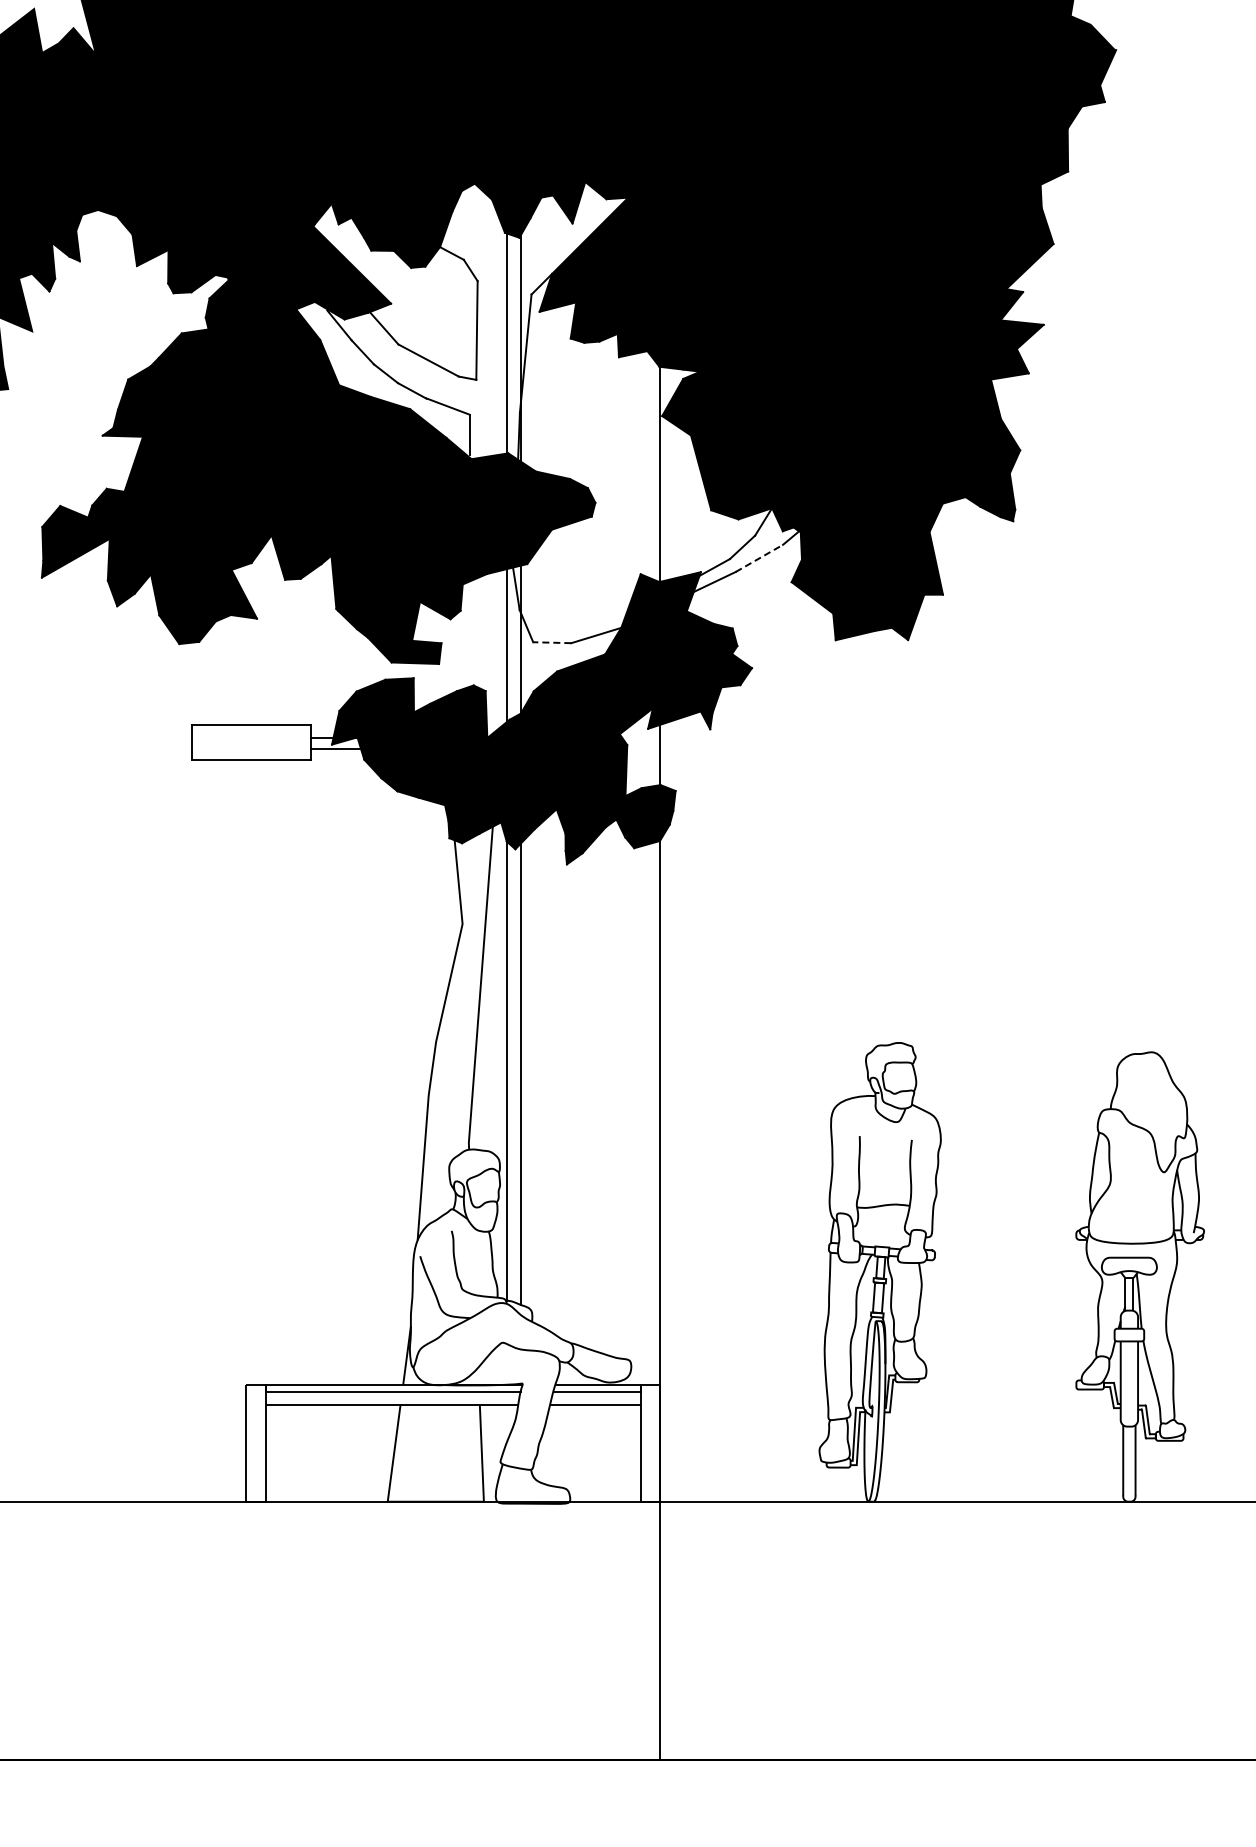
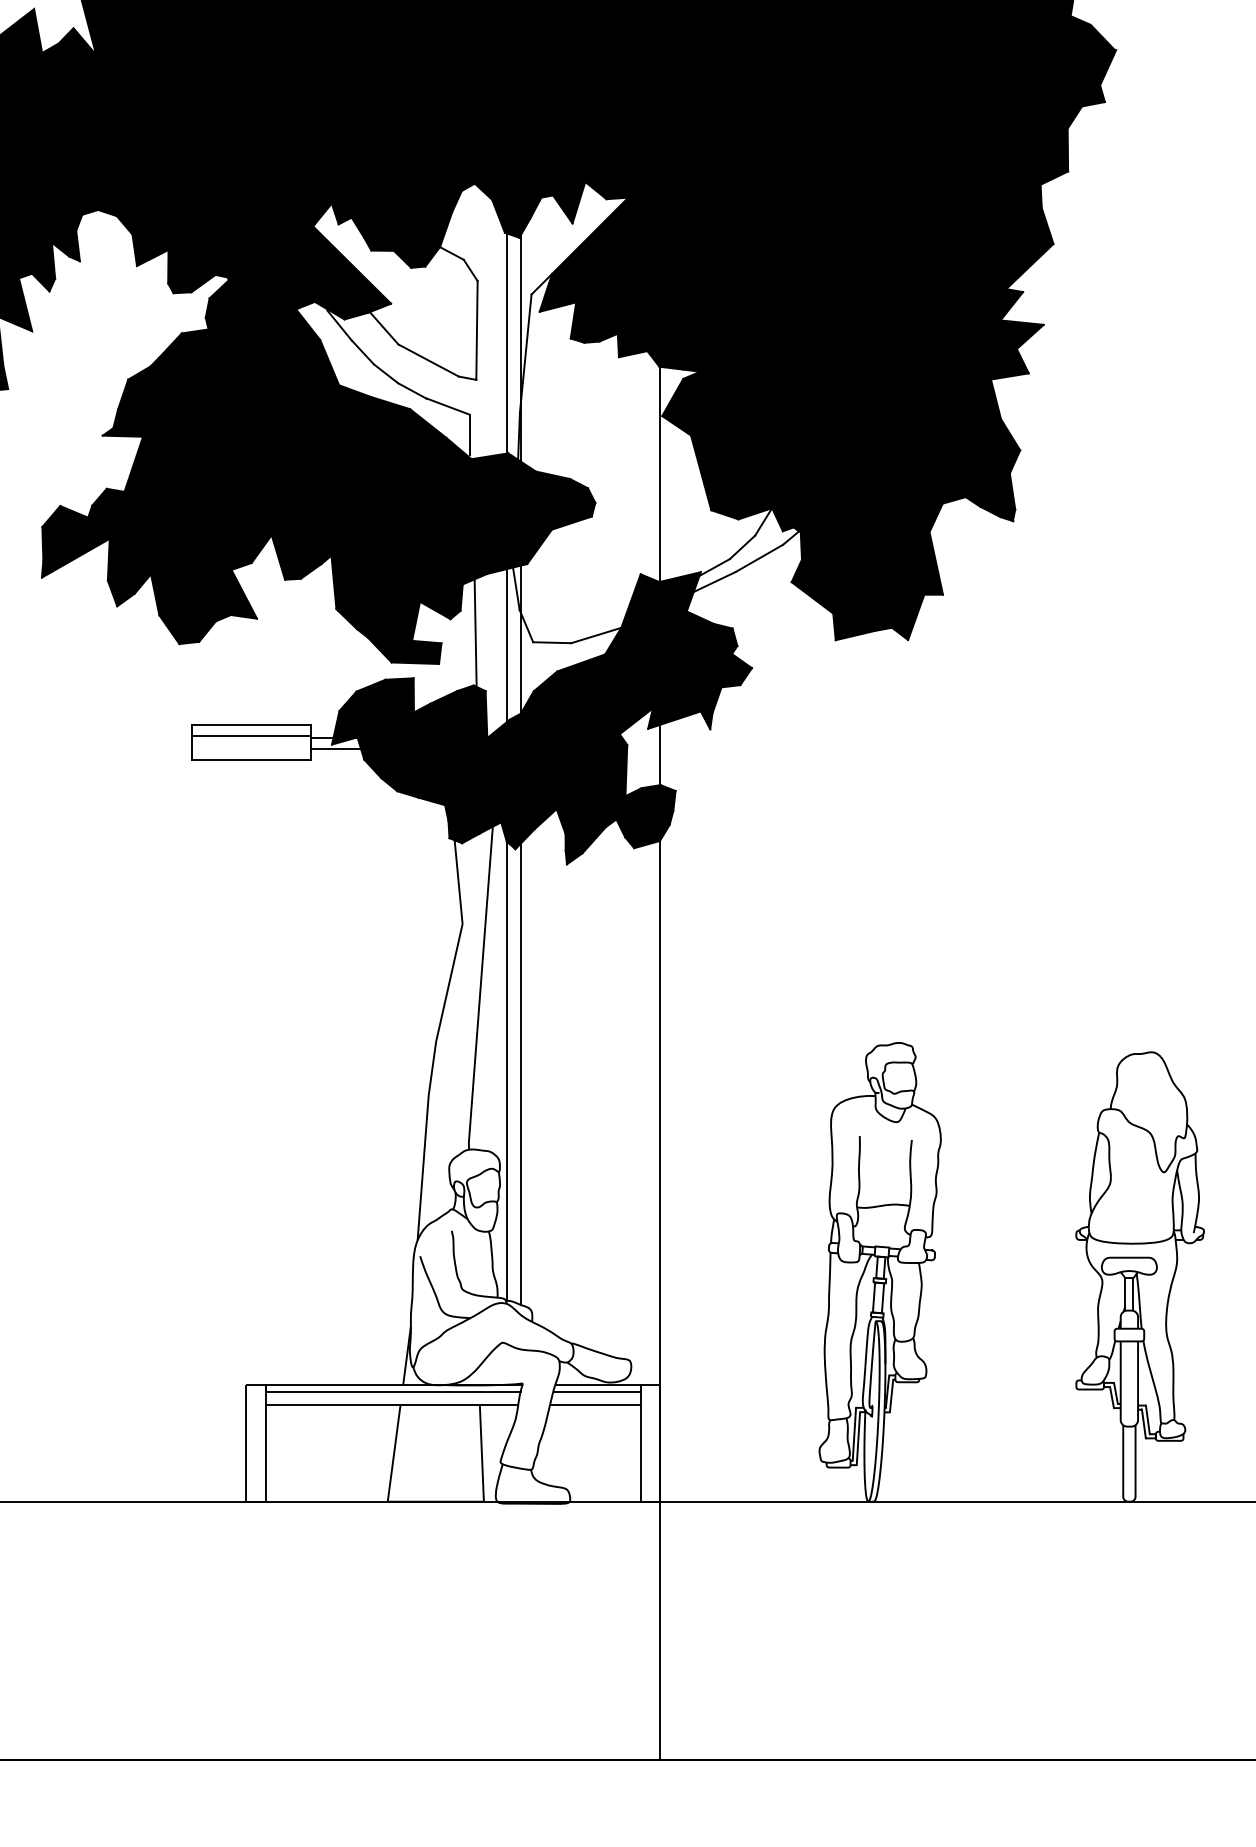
line: dashed -> solid (759, 558)
line: none -> present (475, 631)
line: dashed -> solid (551, 642)
line: none -> present (251, 735)
